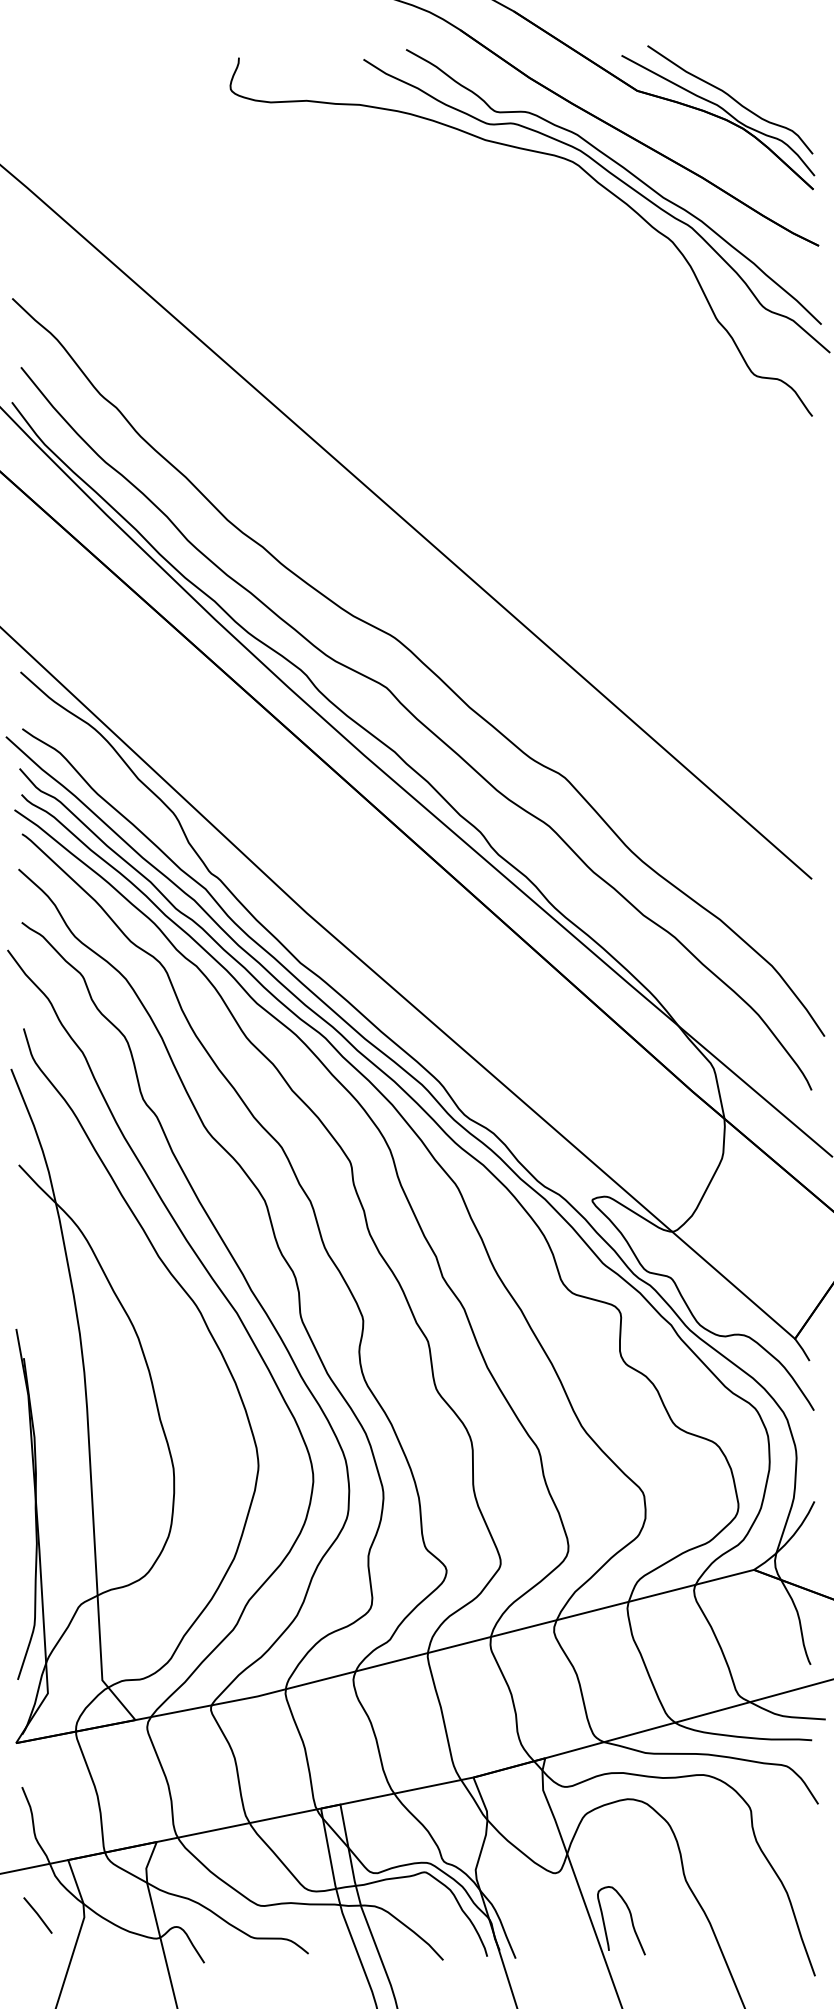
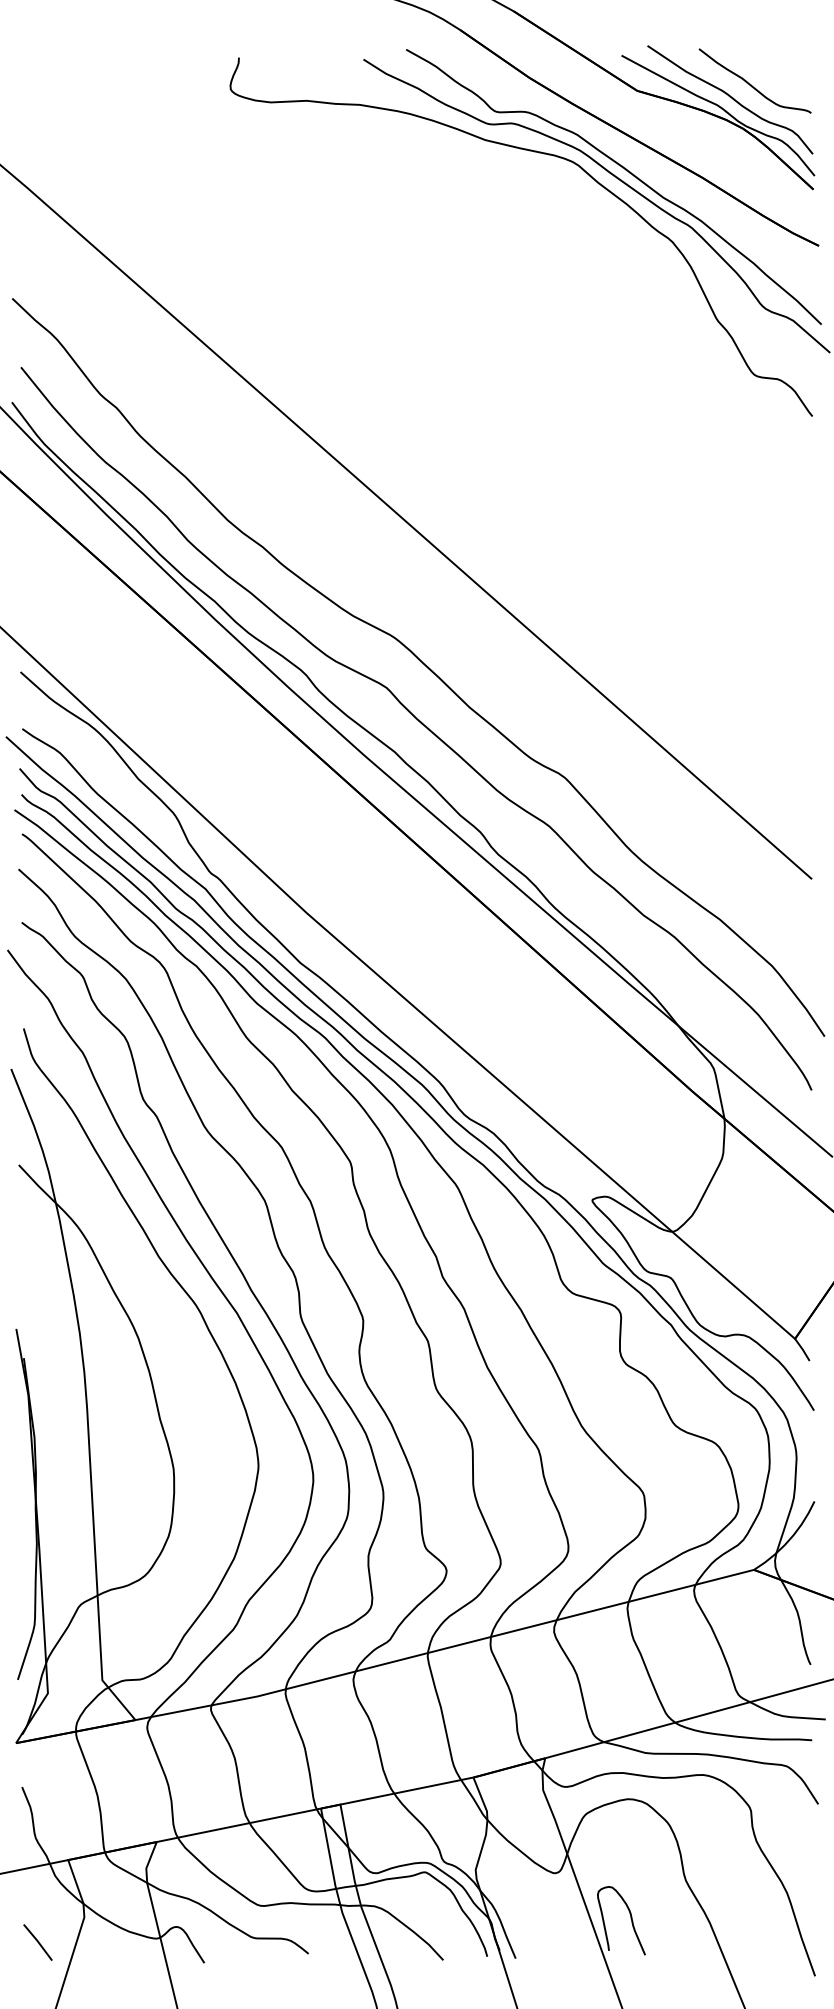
curve: none -> present (750, 83)
line position: (37, 1915) -> (37, 1942) (37, 1942)
